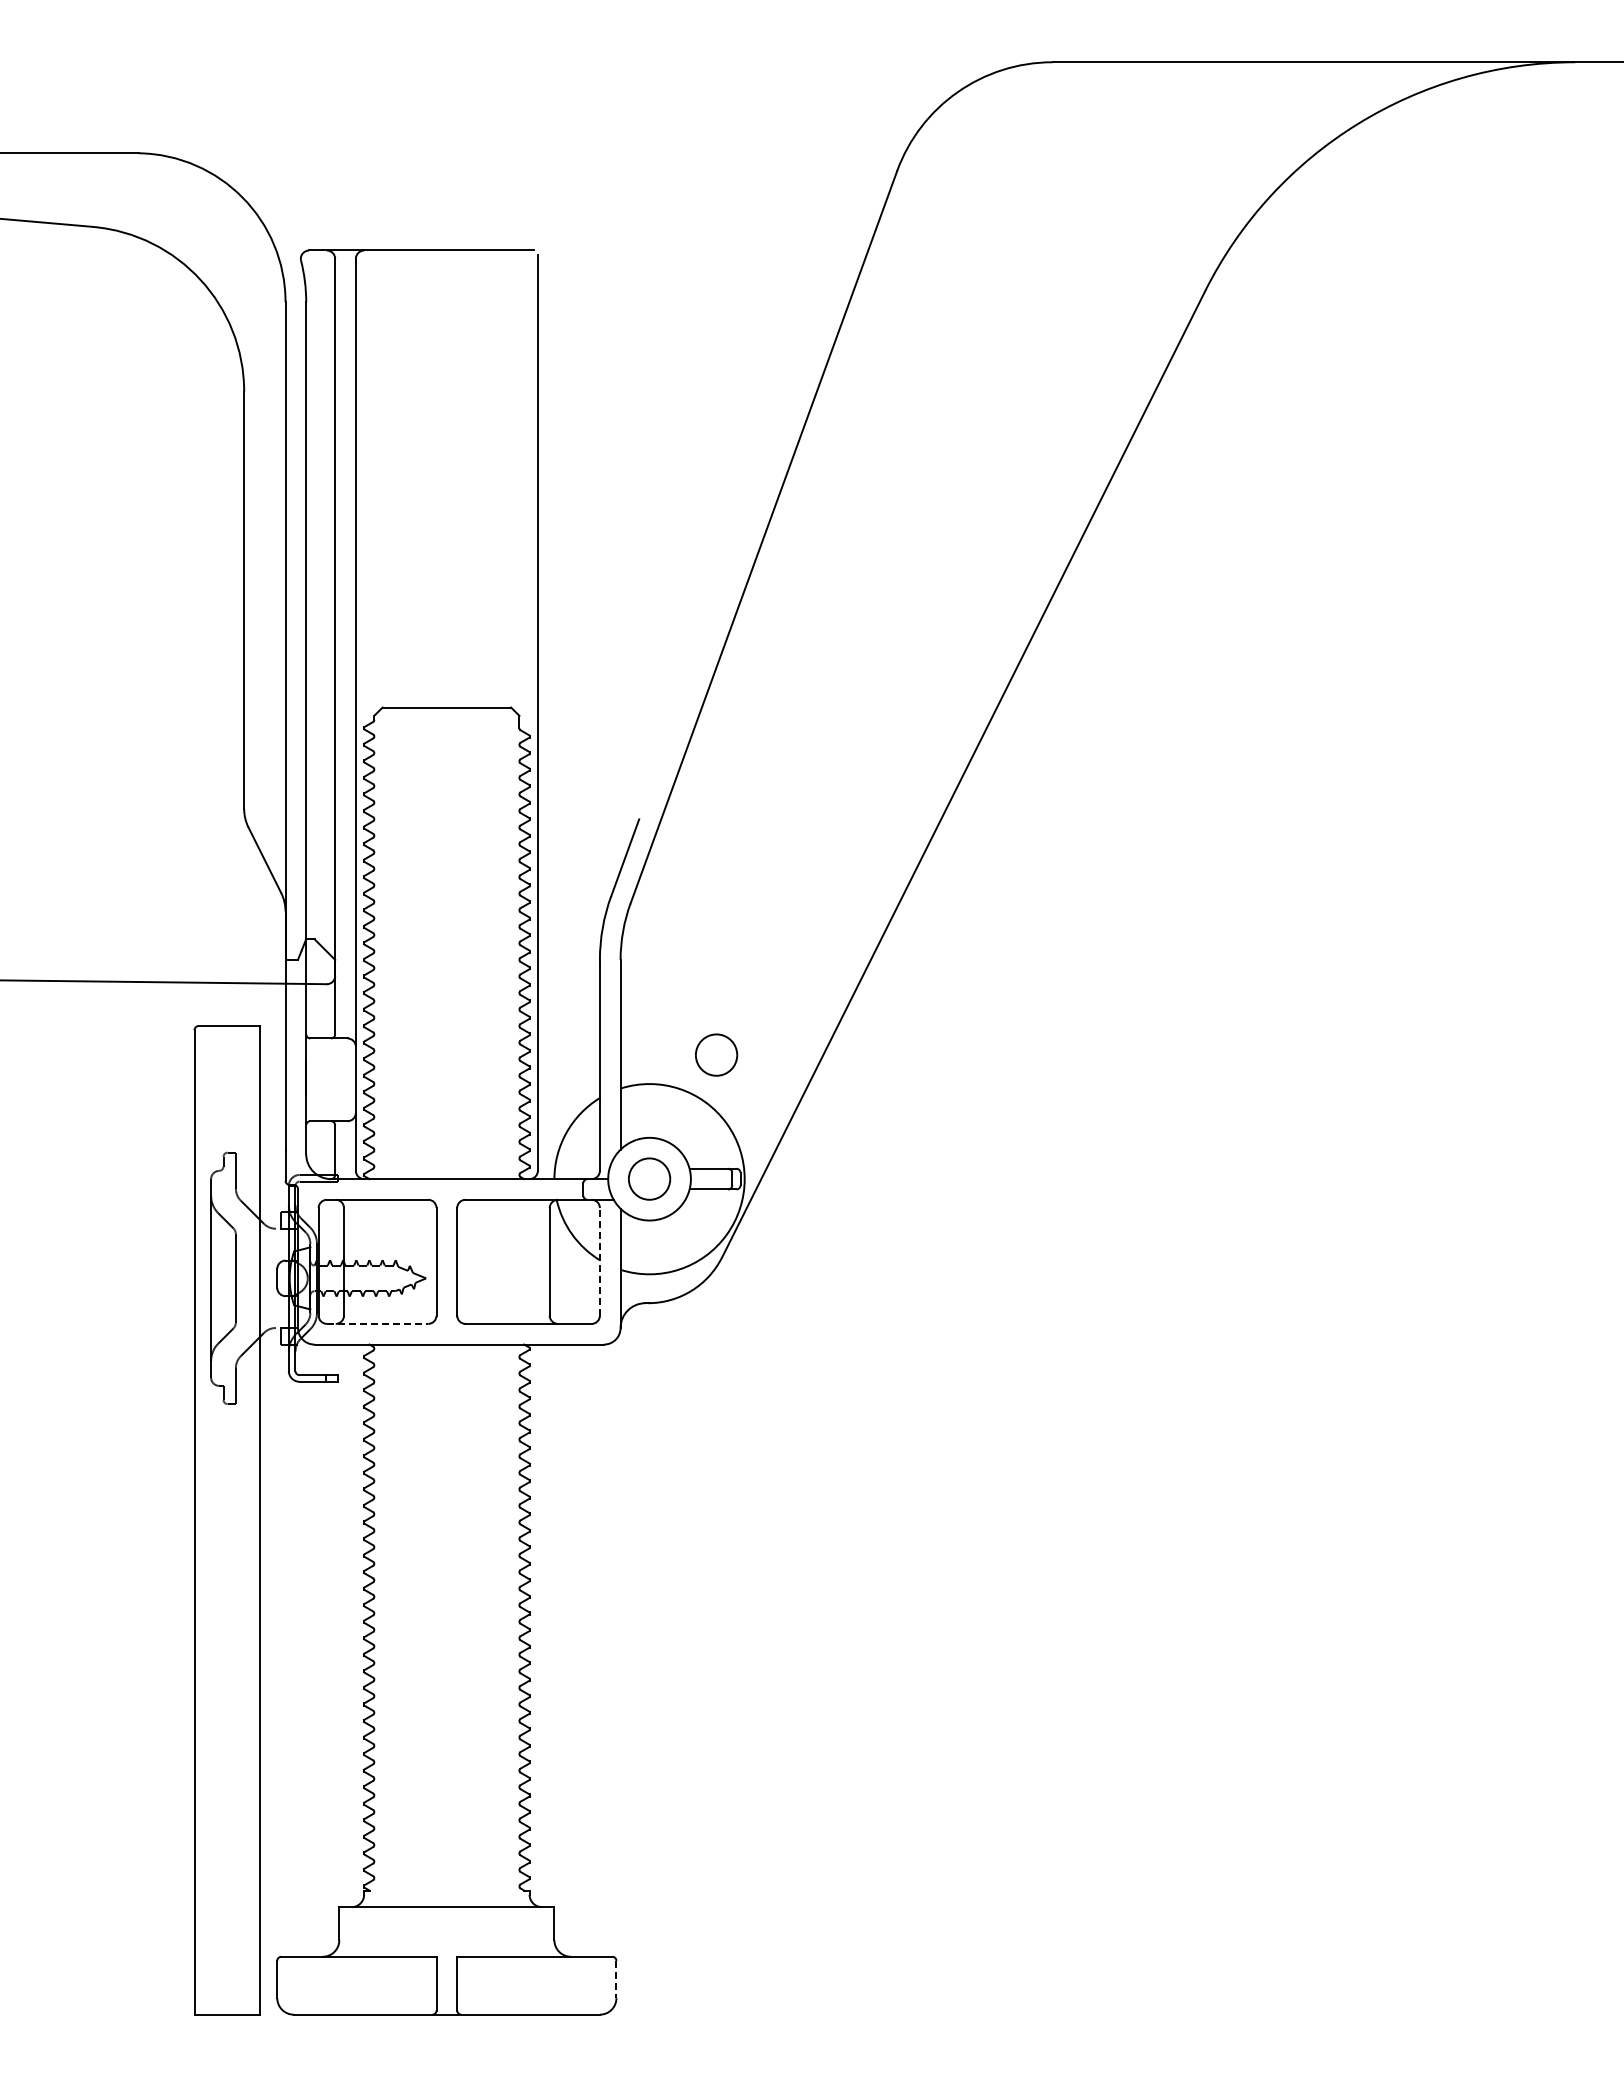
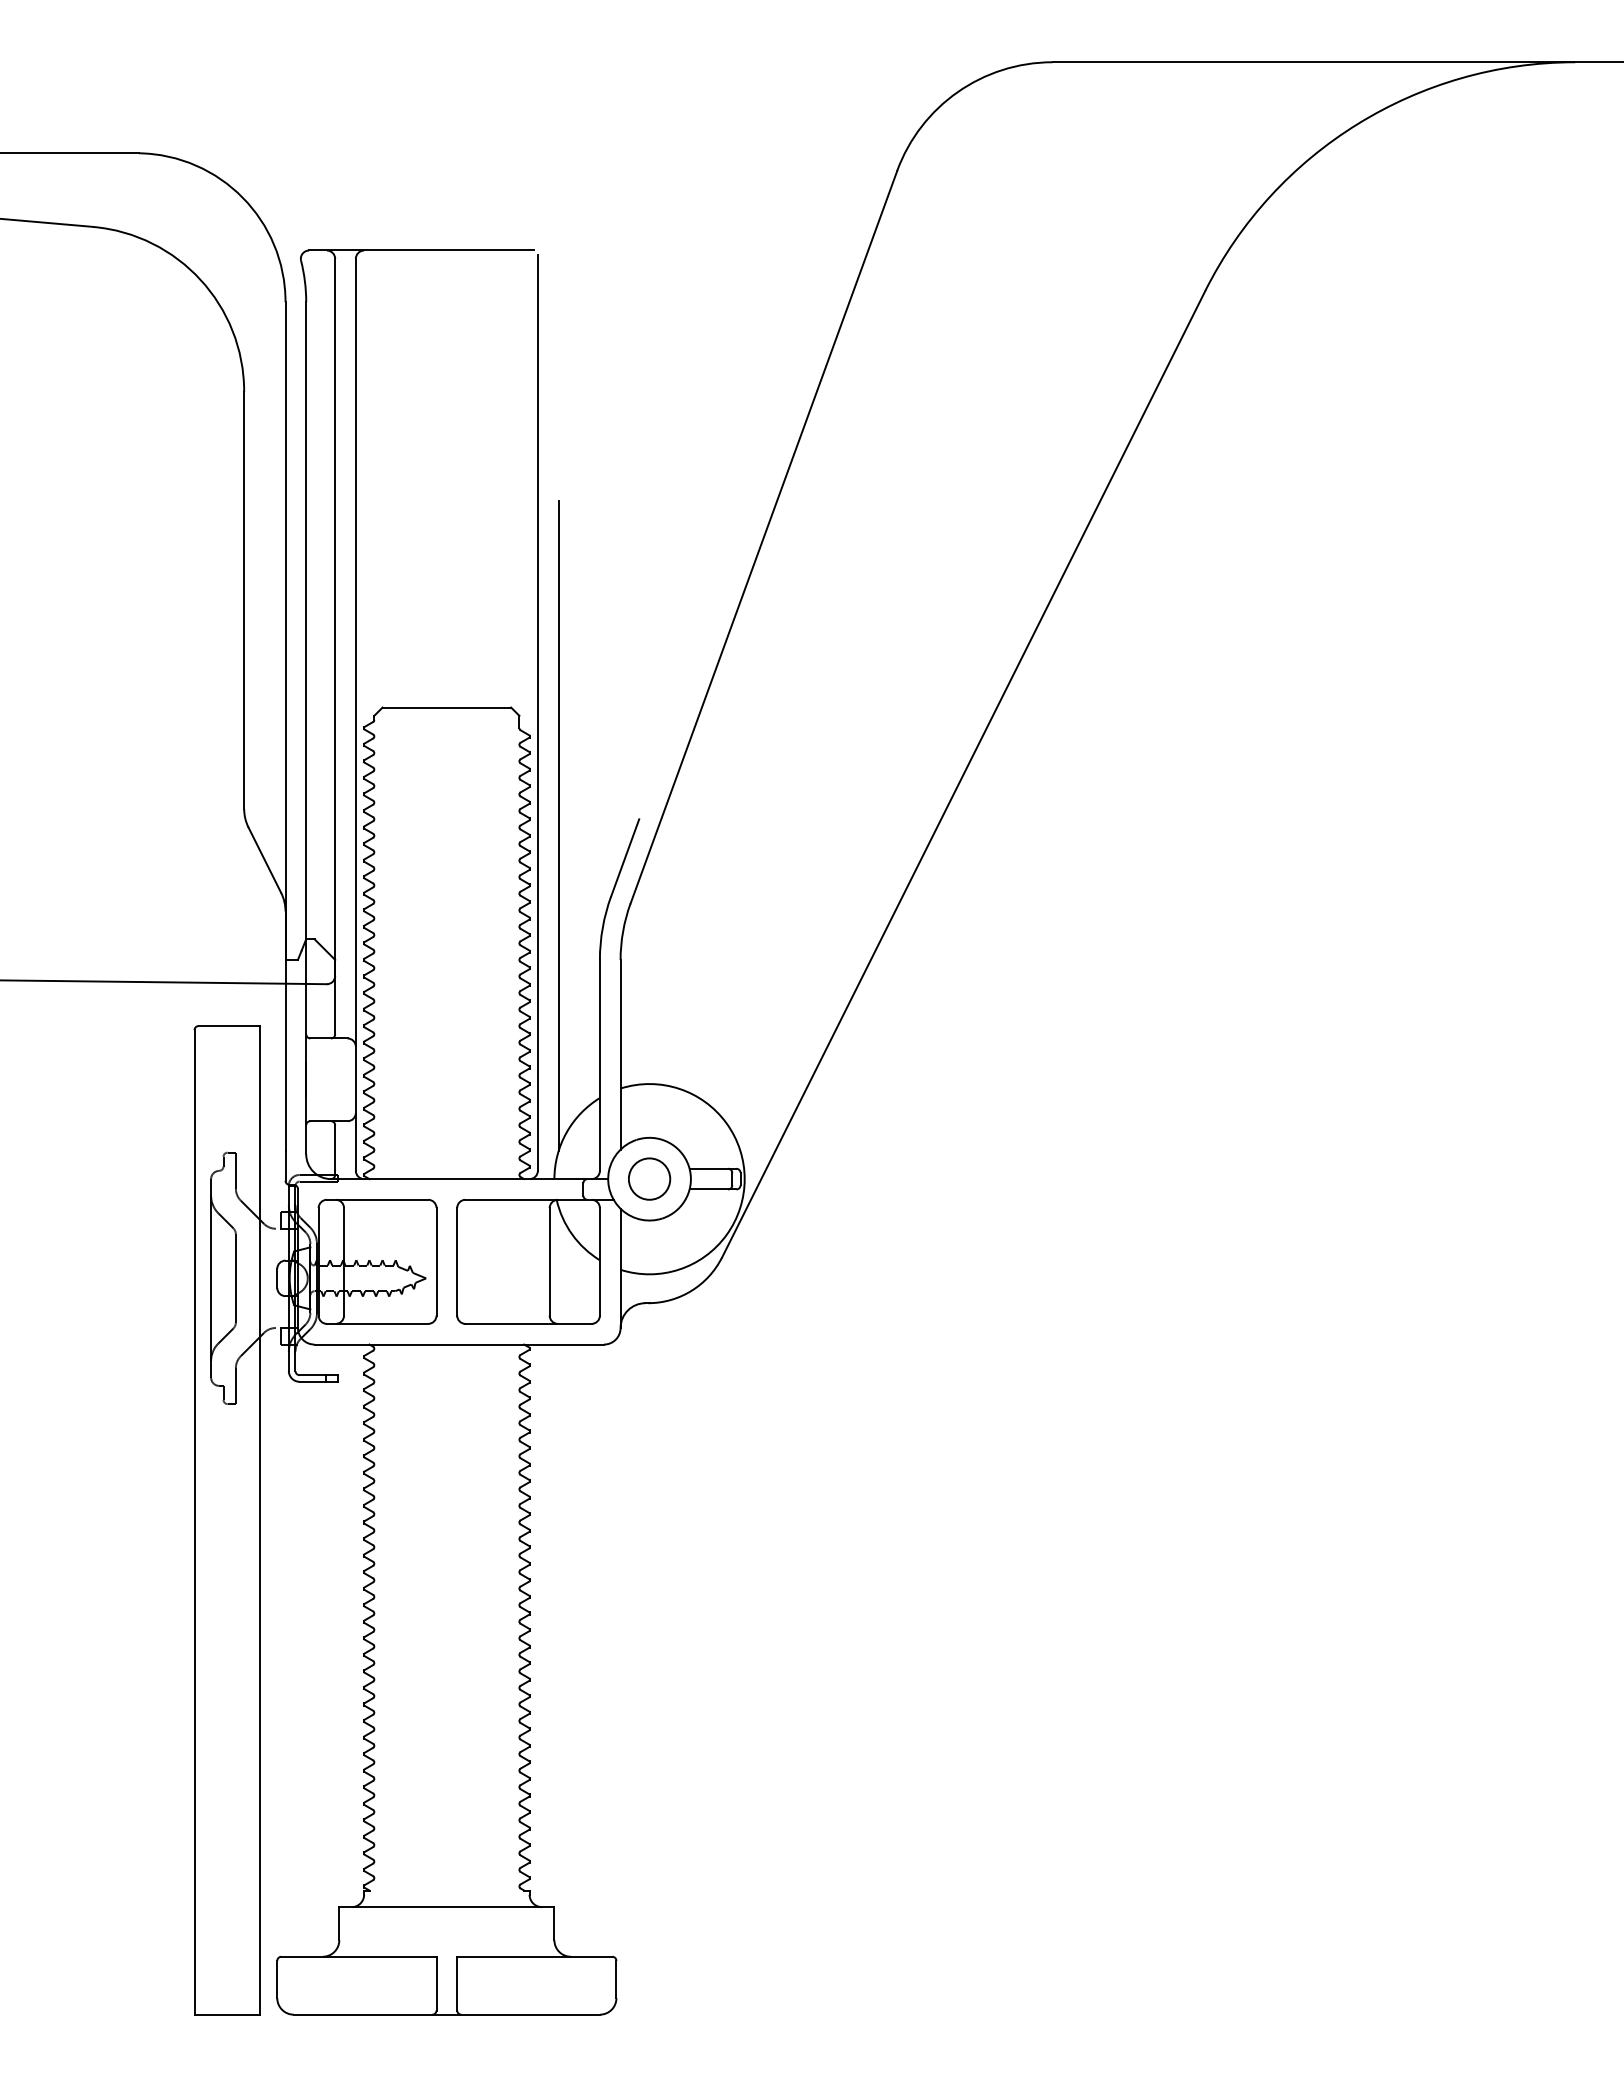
line: none -> present (558, 825)
part: present -> none (716, 1054)
line: dashed -> solid (599, 1261)
line: dashed -> solid (377, 1323)
line: dashed -> solid (616, 1979)
